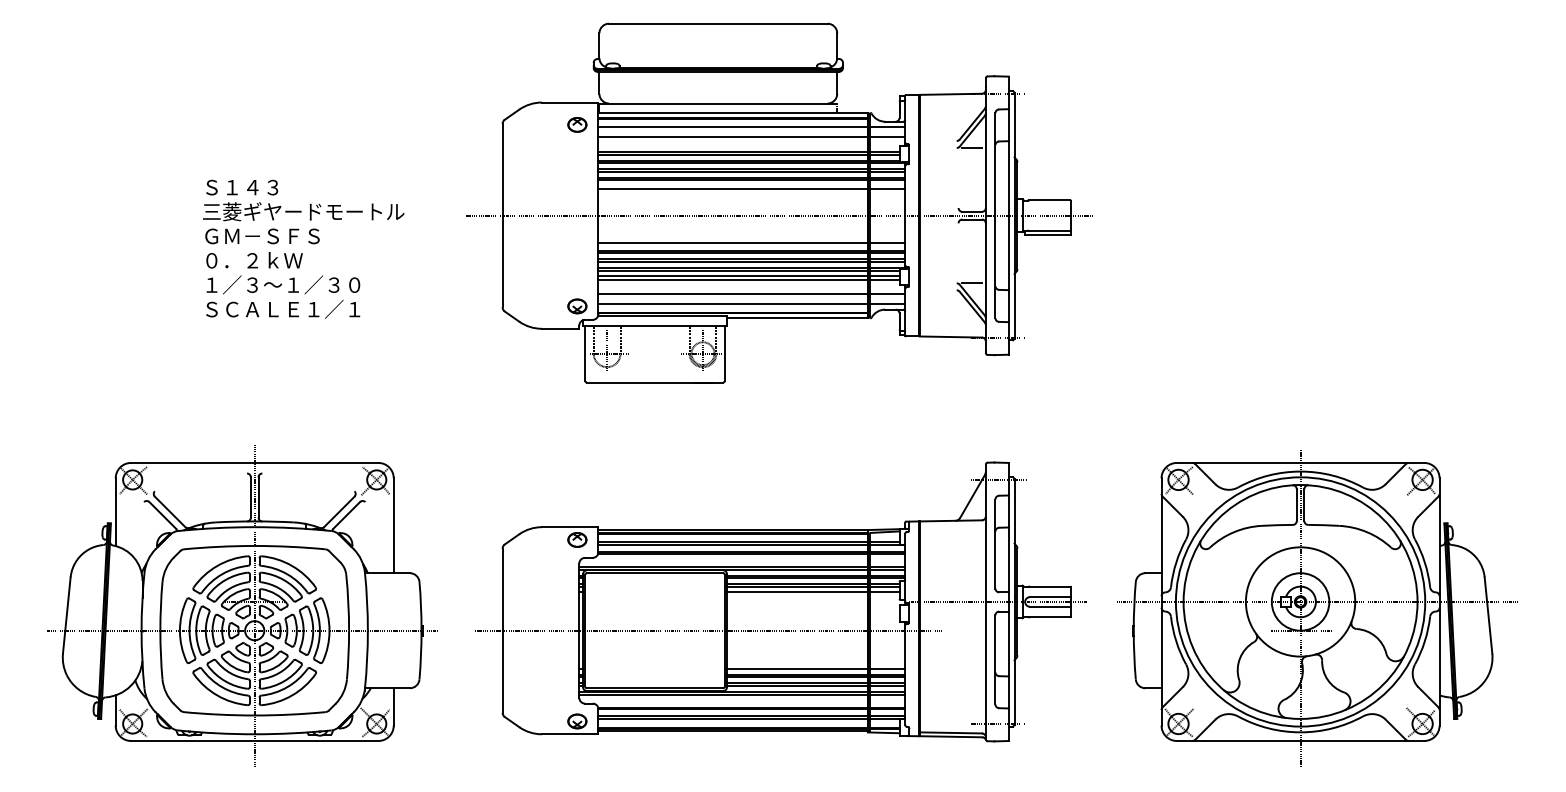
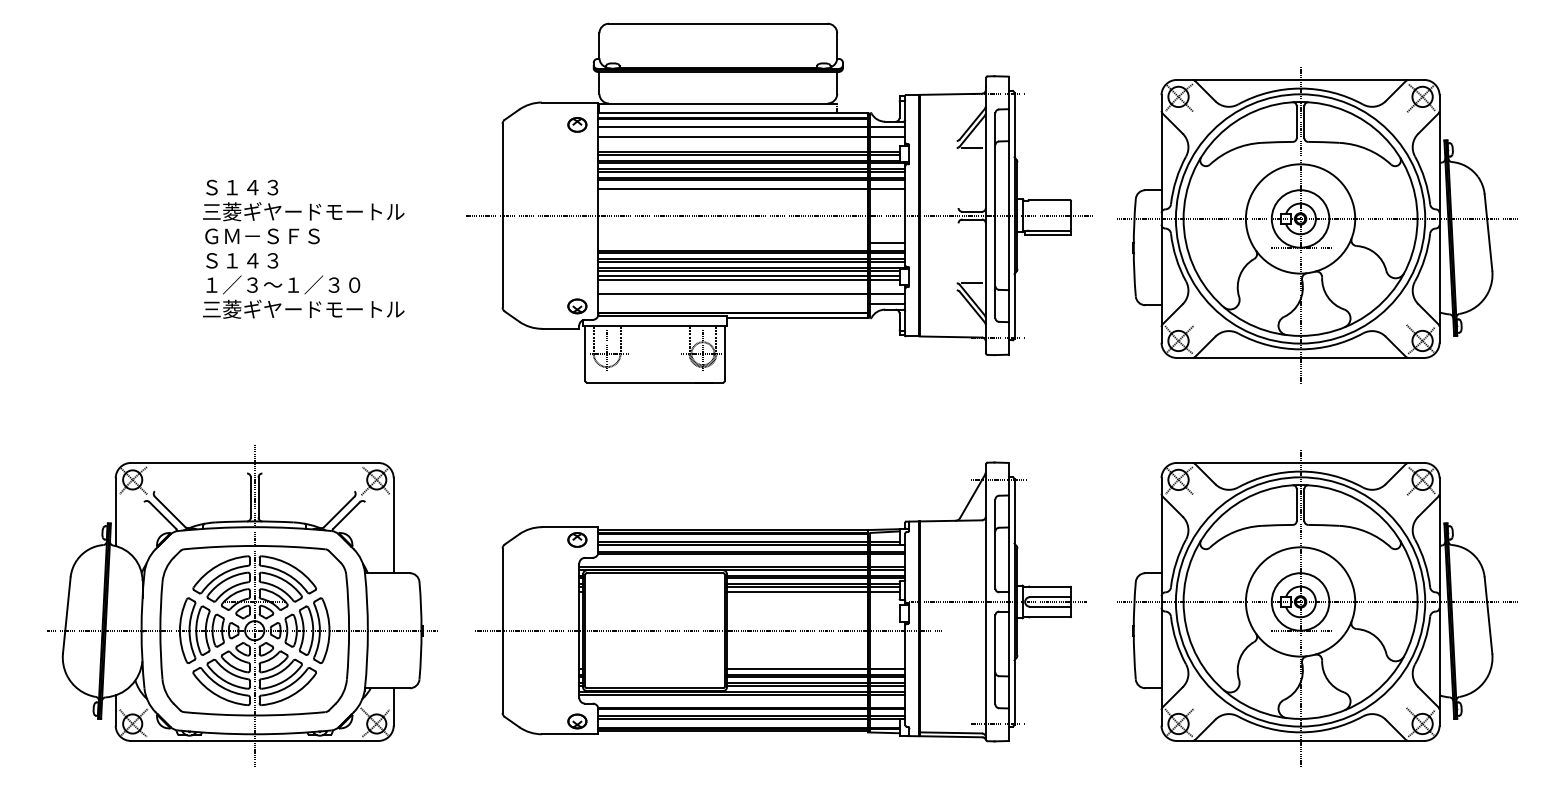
part: none -> present (1317, 225)
line: present -> none (732, 242)
text: ０．２ｋＷ -> Ｓ１４３ (254, 260)
line: present -> none (732, 304)
text: ＳＣＡＬＥ１／１ -> 三菱ギヤードモートル (303, 308)
